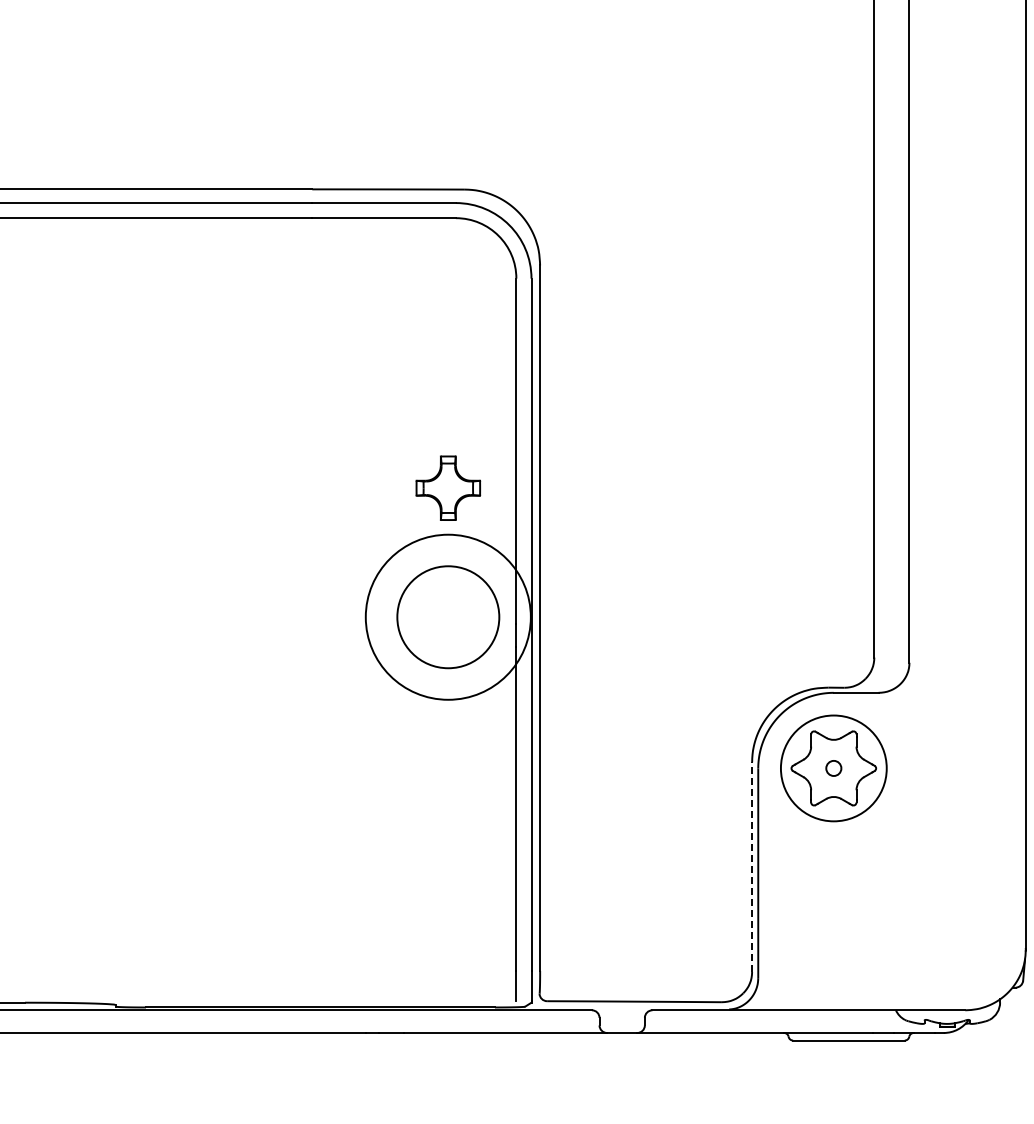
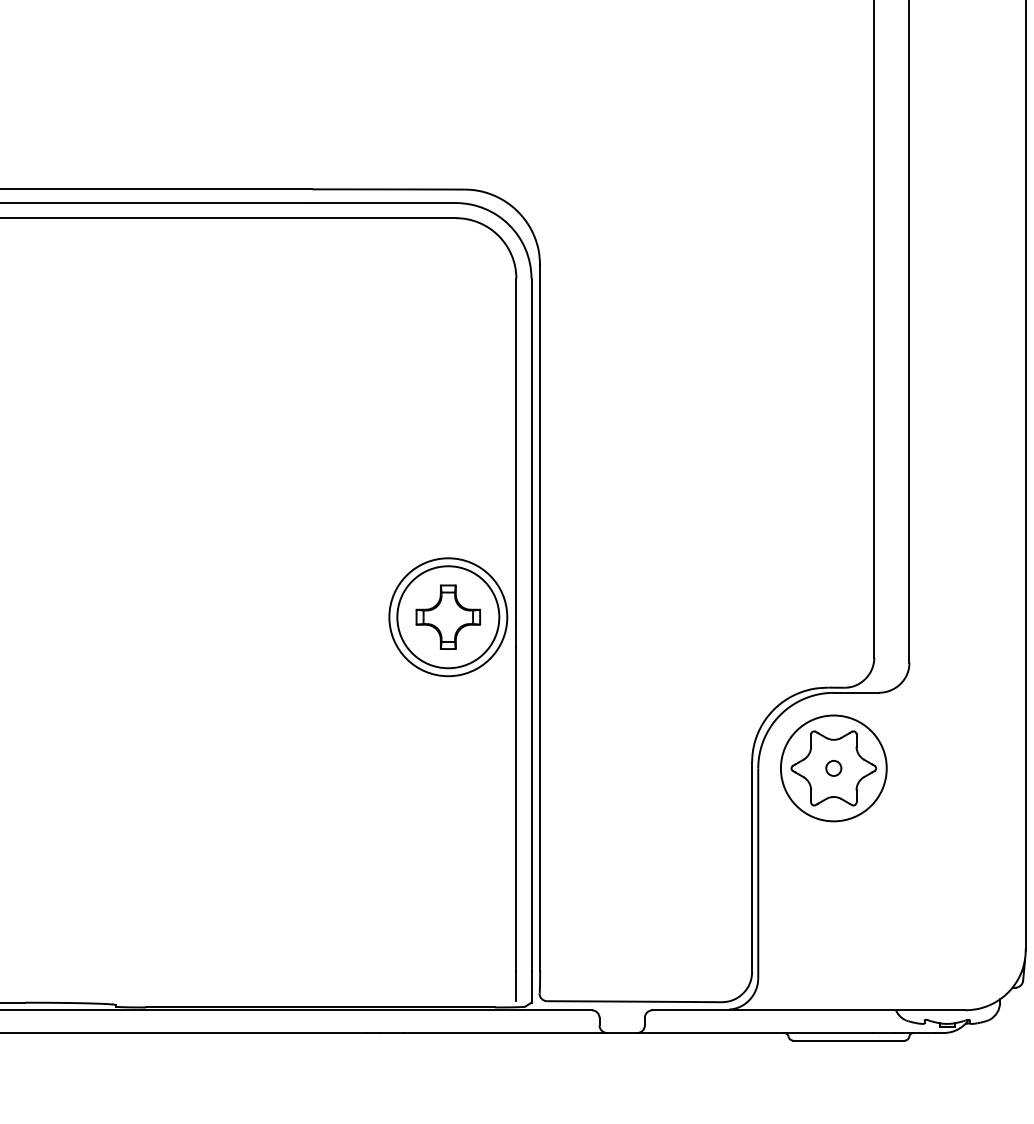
part position: (448, 487) -> (448, 616) (448, 616)
circle diameter: 165 px -> 118 px (448, 617)
line: dashed -> solid (752, 867)
